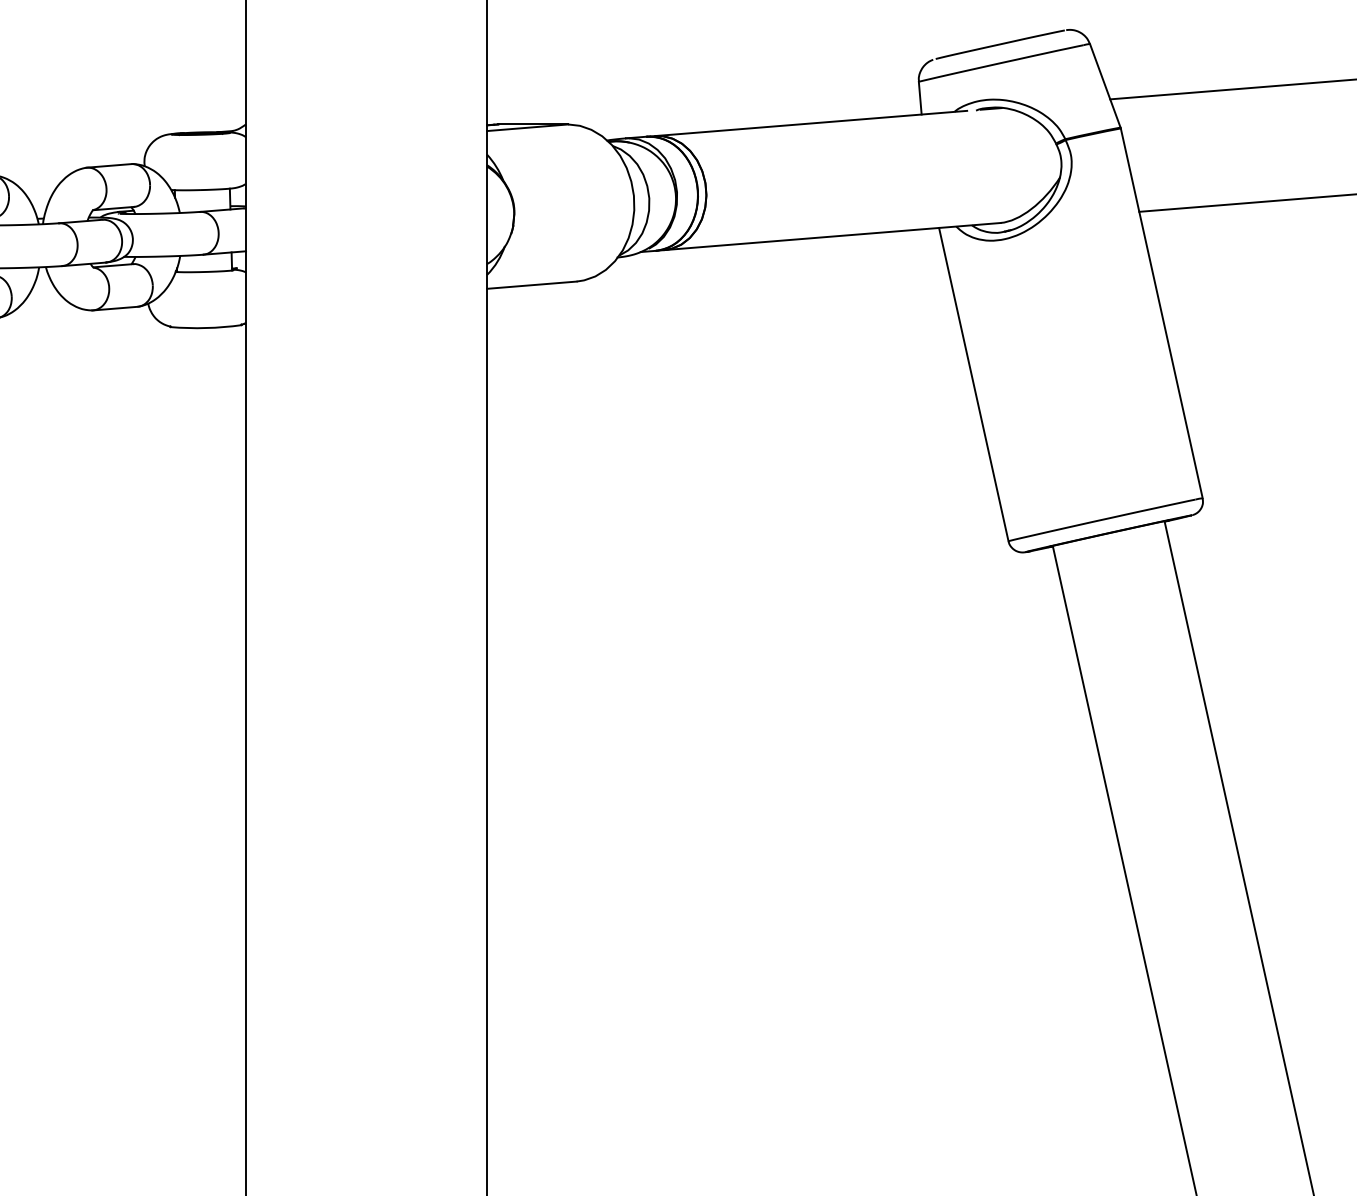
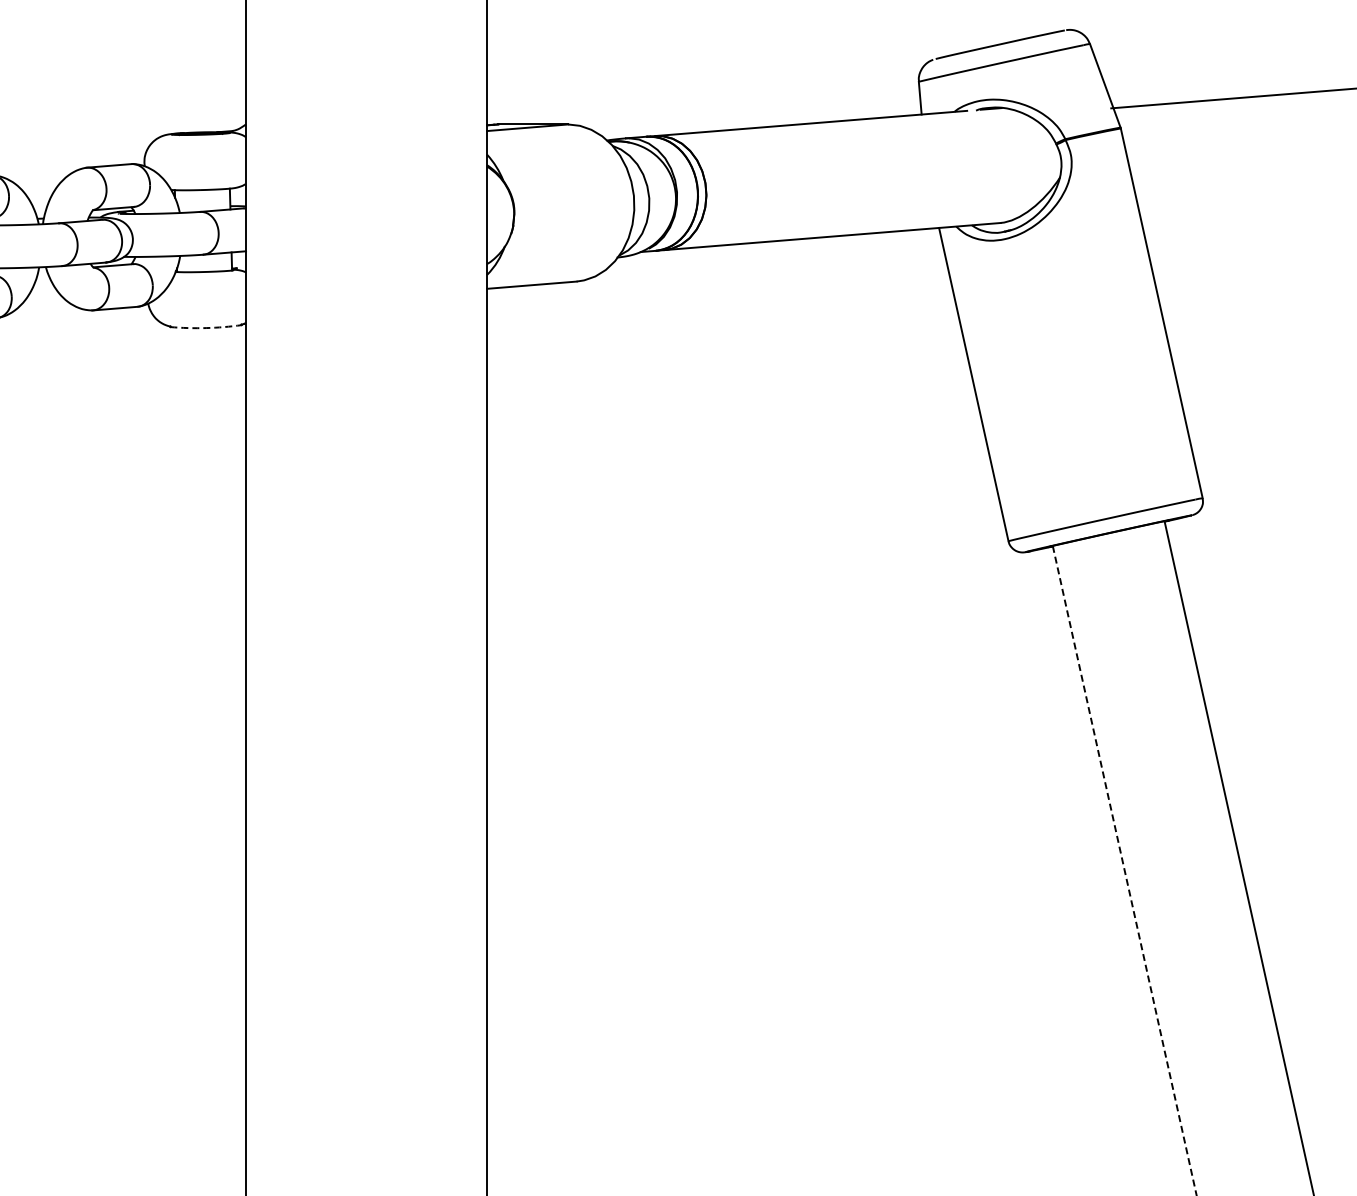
line position: (1231, 89) -> (1232, 98) (1232, 98)
line: present -> none (1246, 202)
arc: solid -> dashed (206, 328)
line: solid -> dashed (1124, 871)
